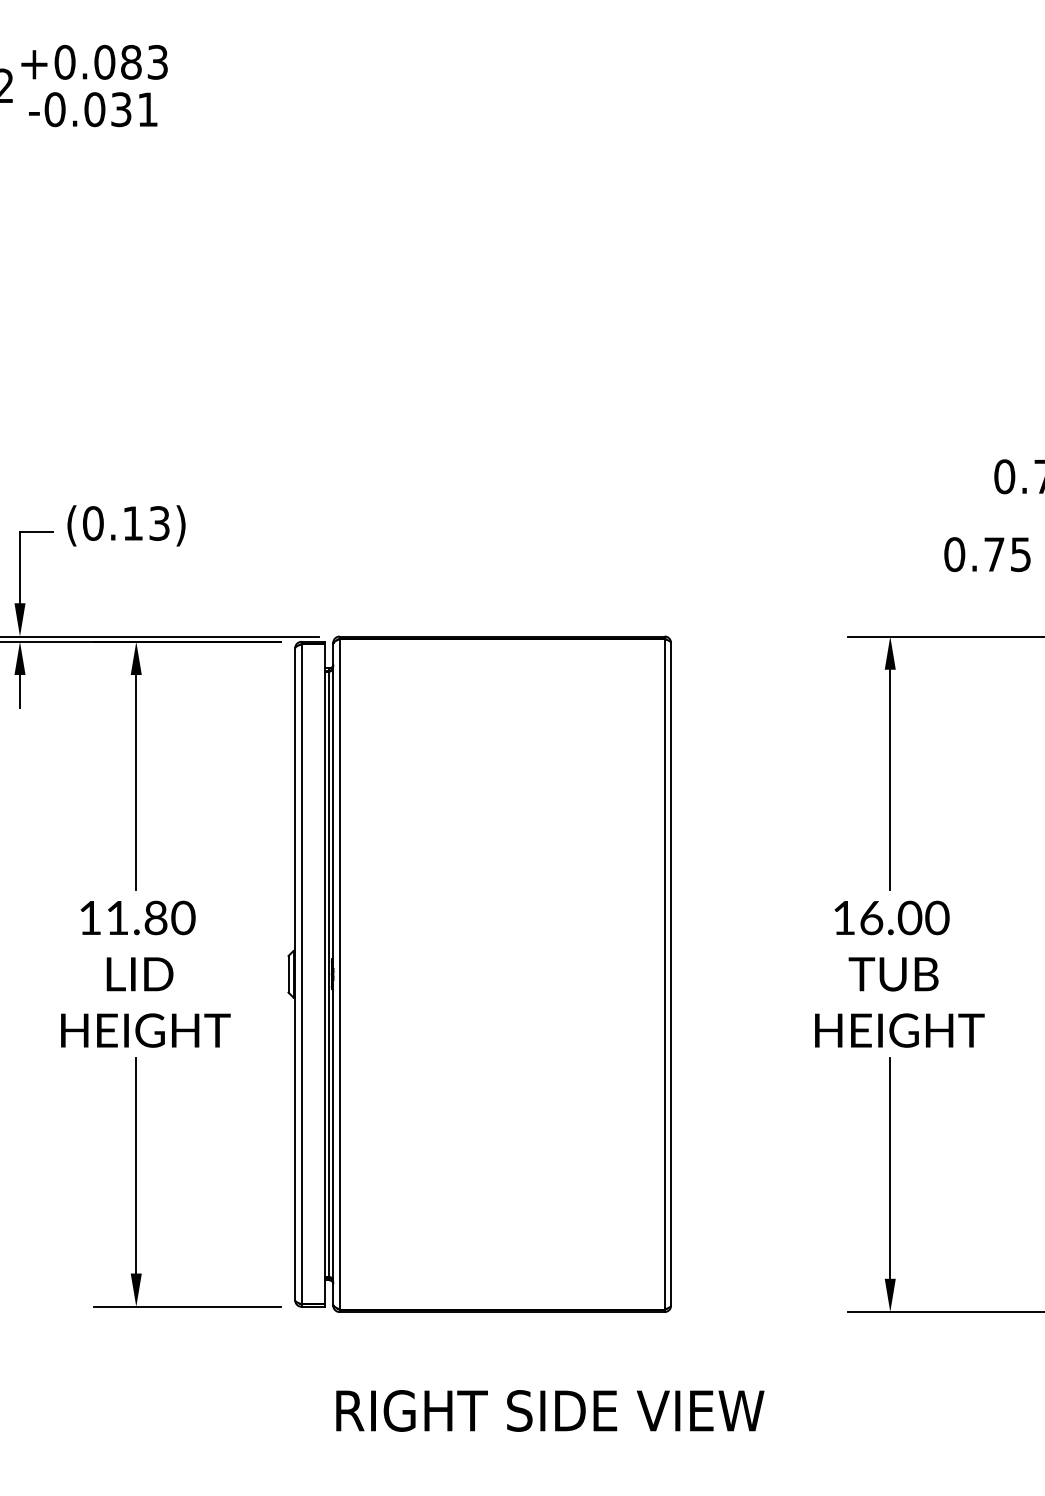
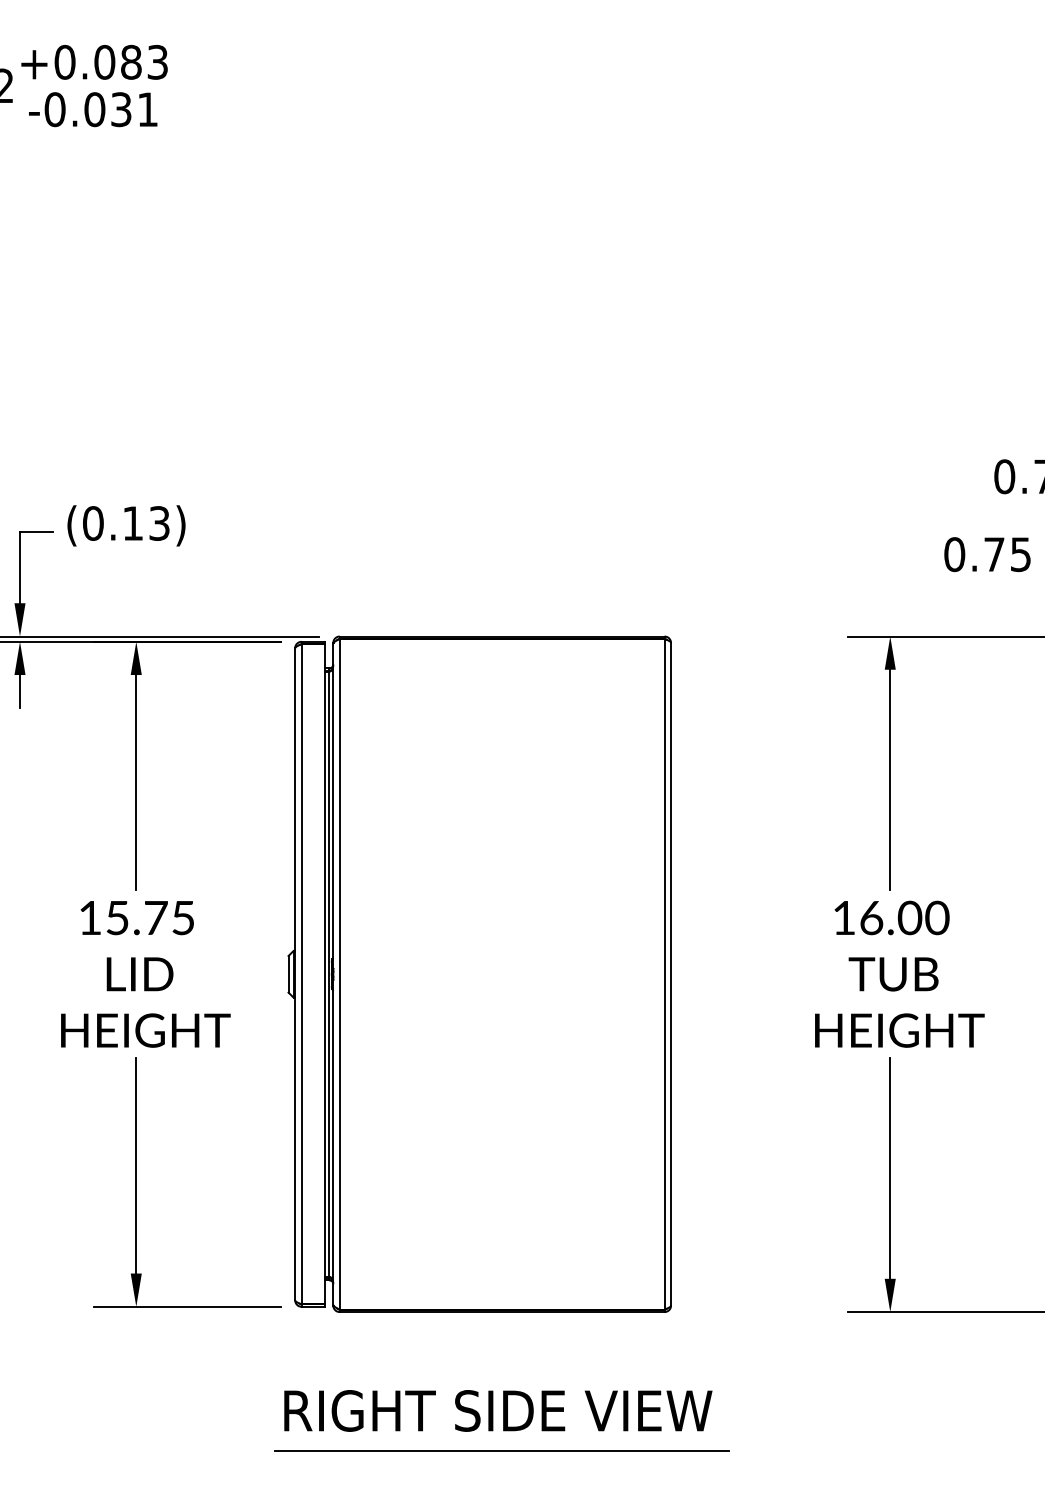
text: 11.80 -> 15.75 (150, 917)
text position: (550, 1410) -> (498, 1410) (498, 1410)
line: none -> present (502, 1451)
